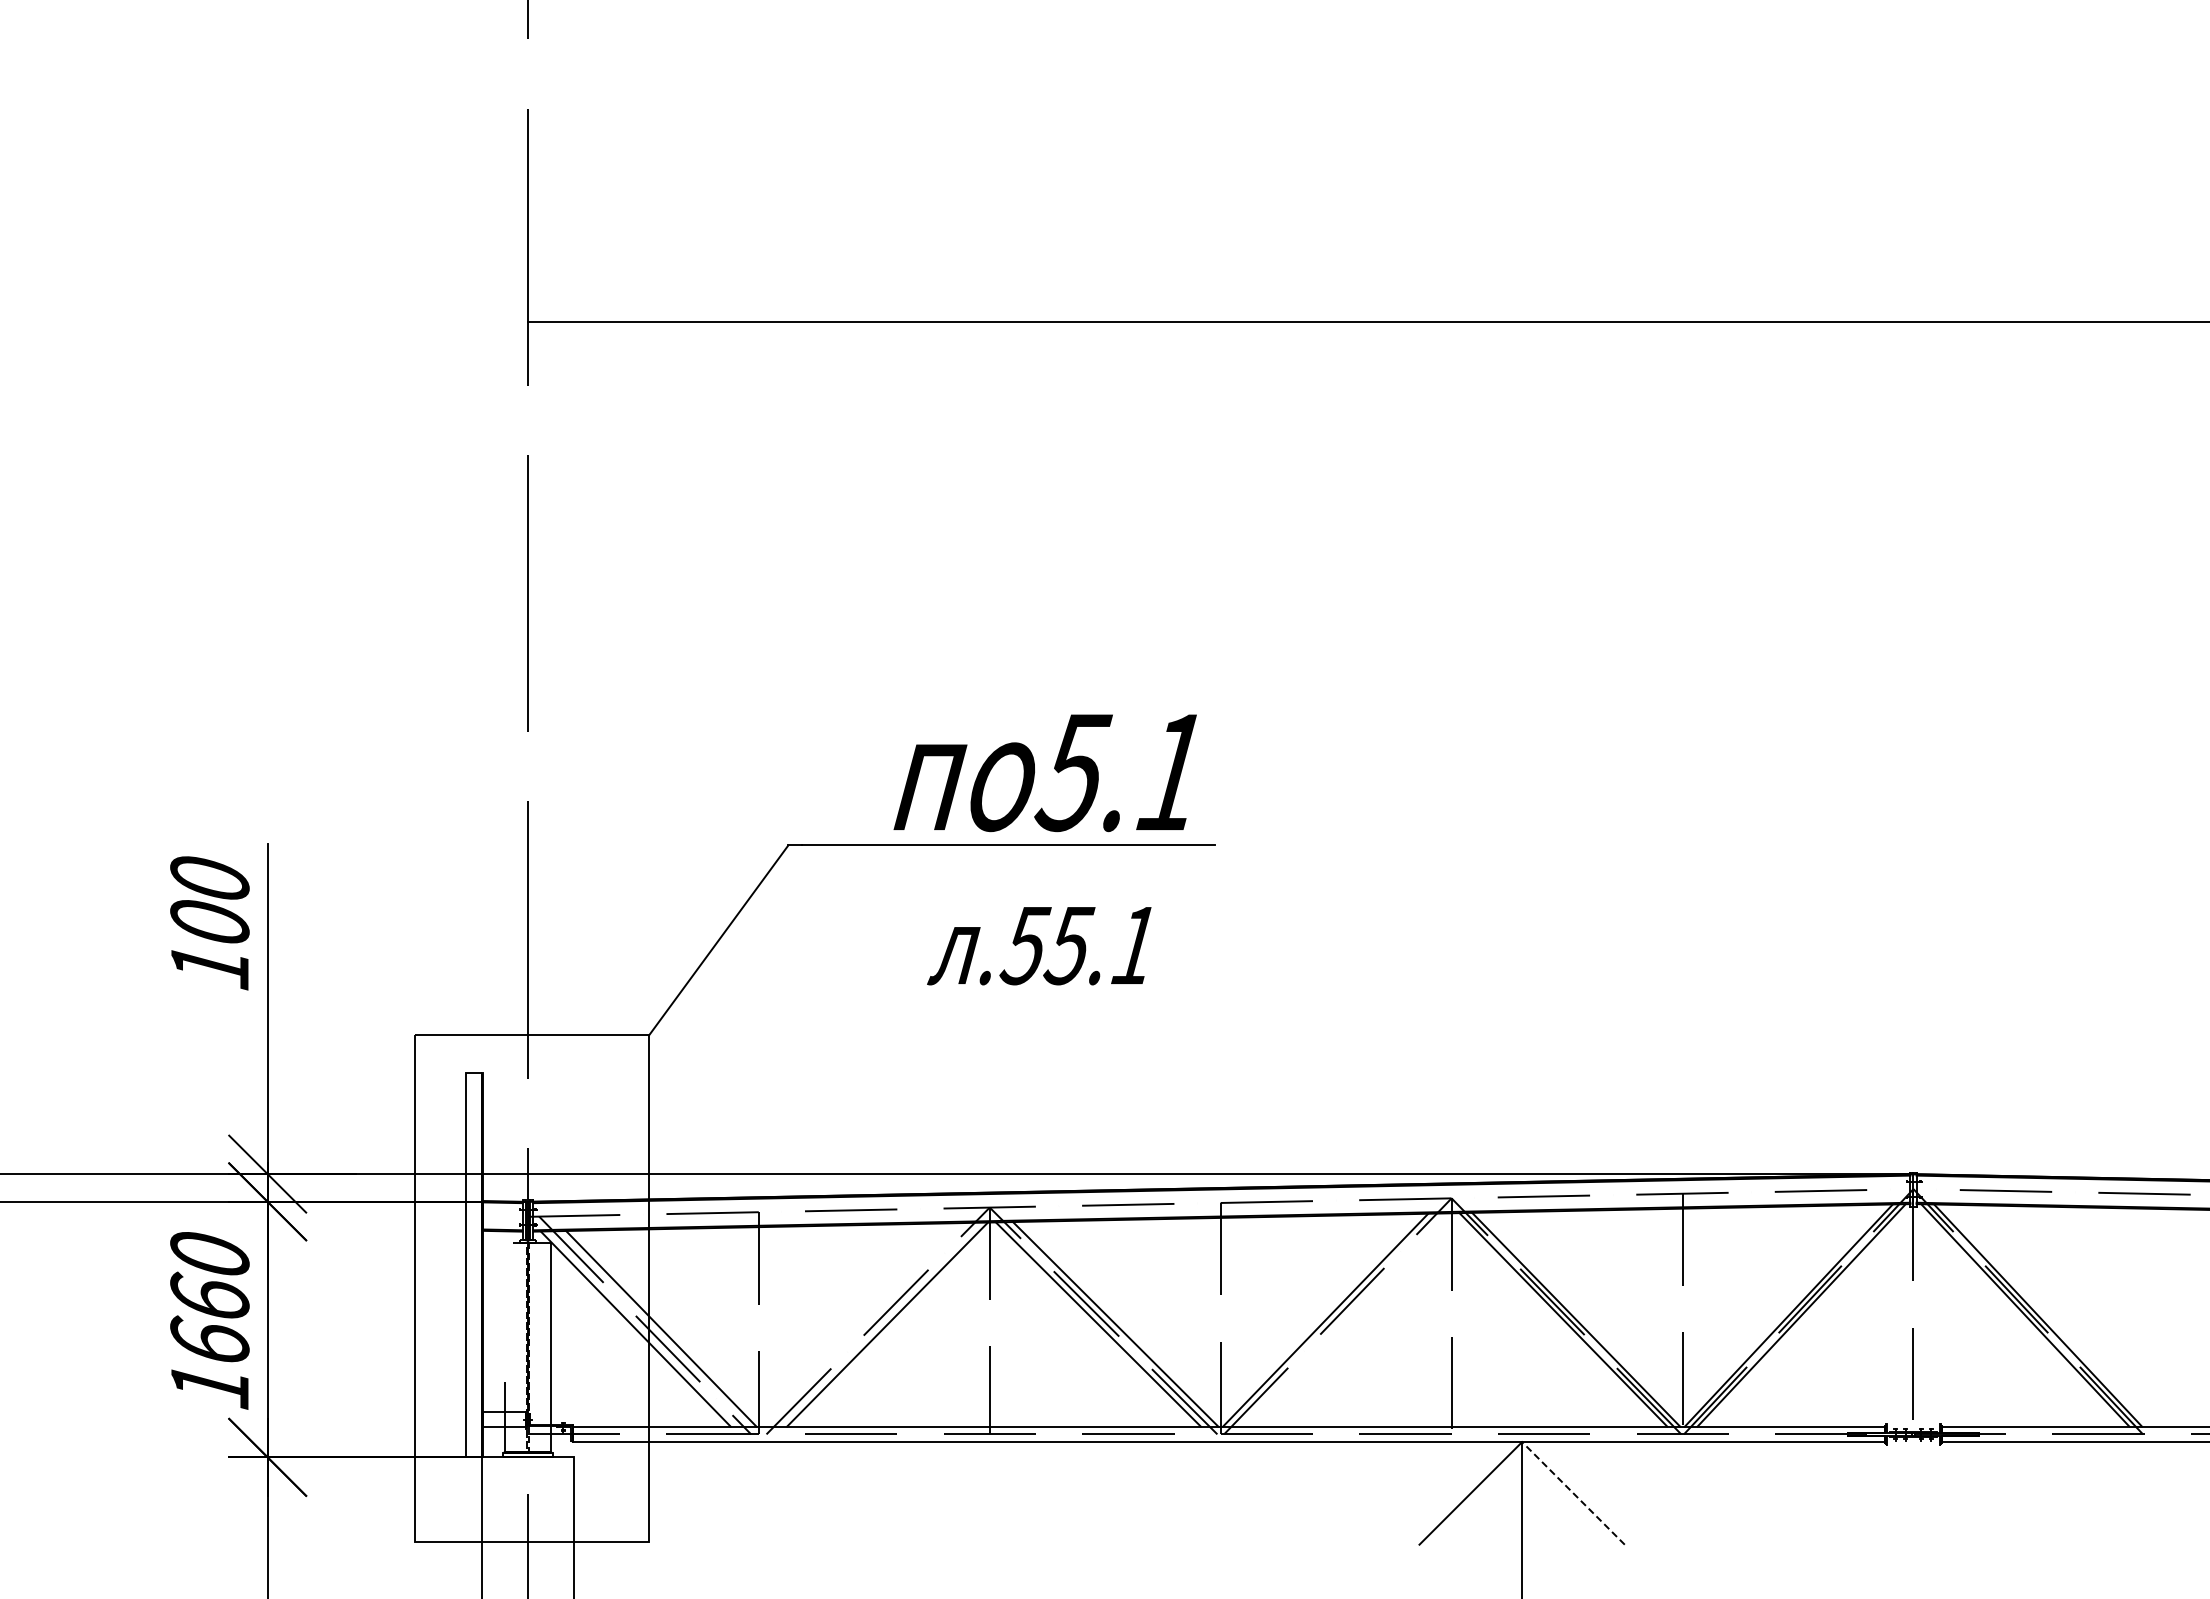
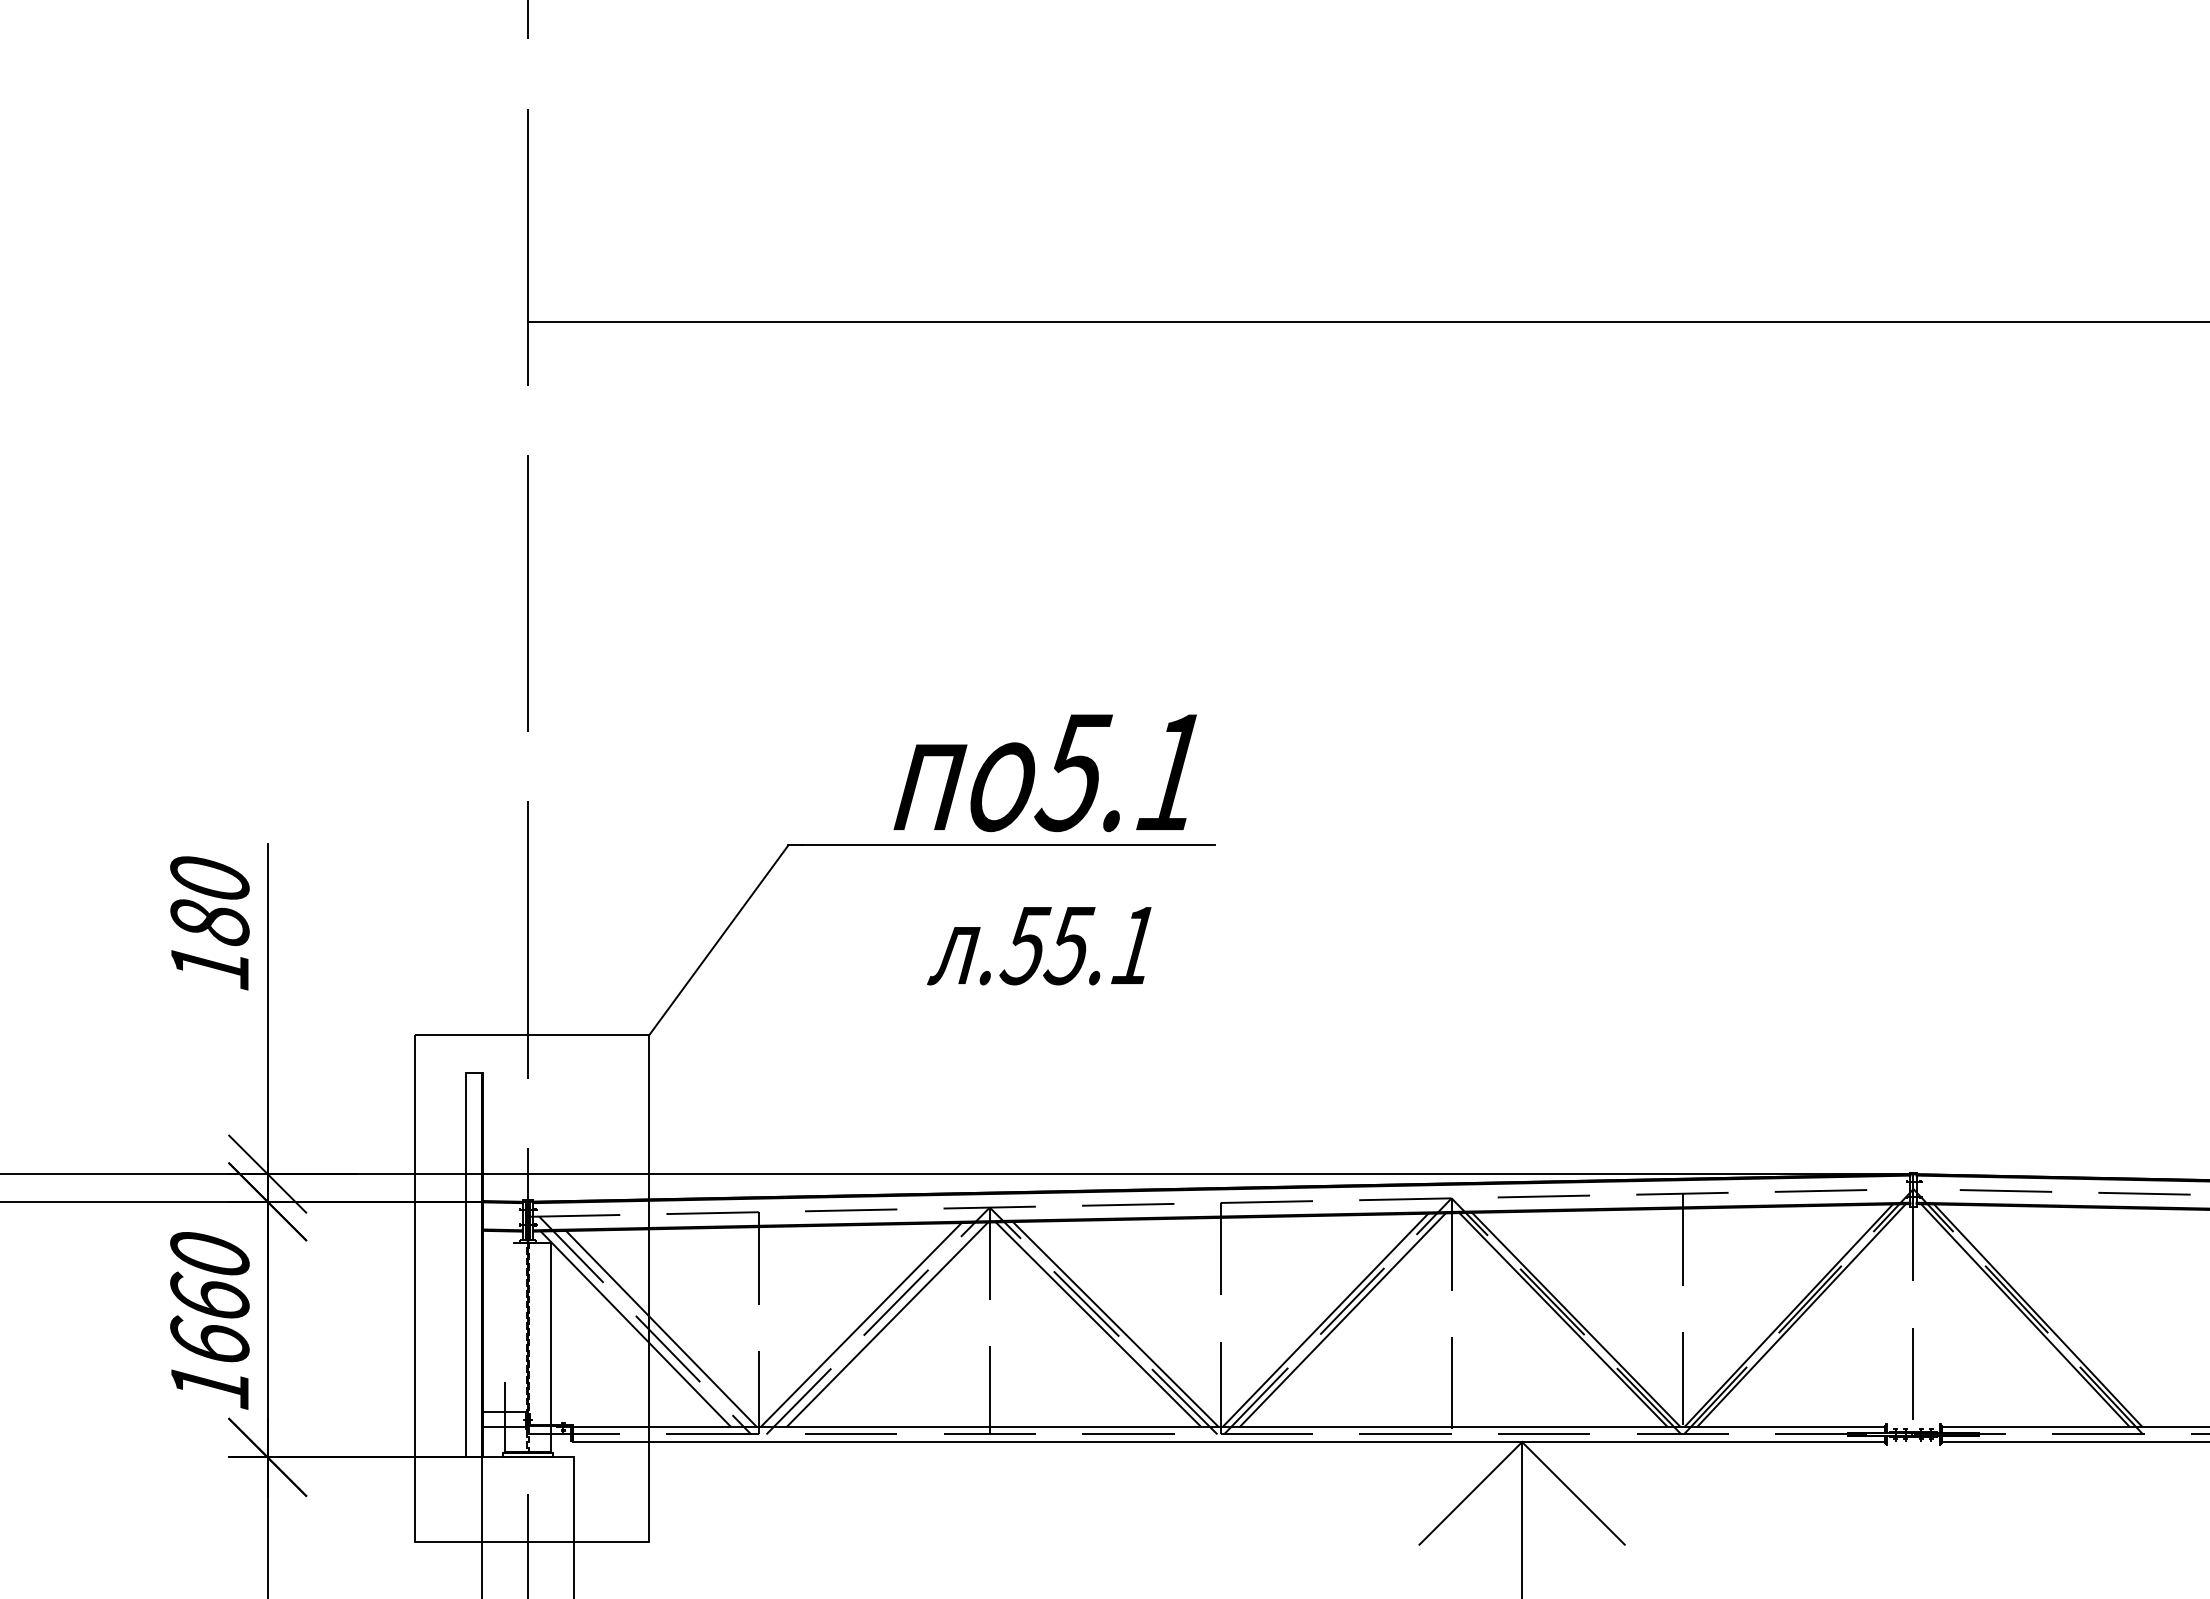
text: 100 -> 180 (209, 922)
line: none -> present (1342, 1319)
line: none -> present (861, 1324)
line: dashed -> solid (1573, 1493)
